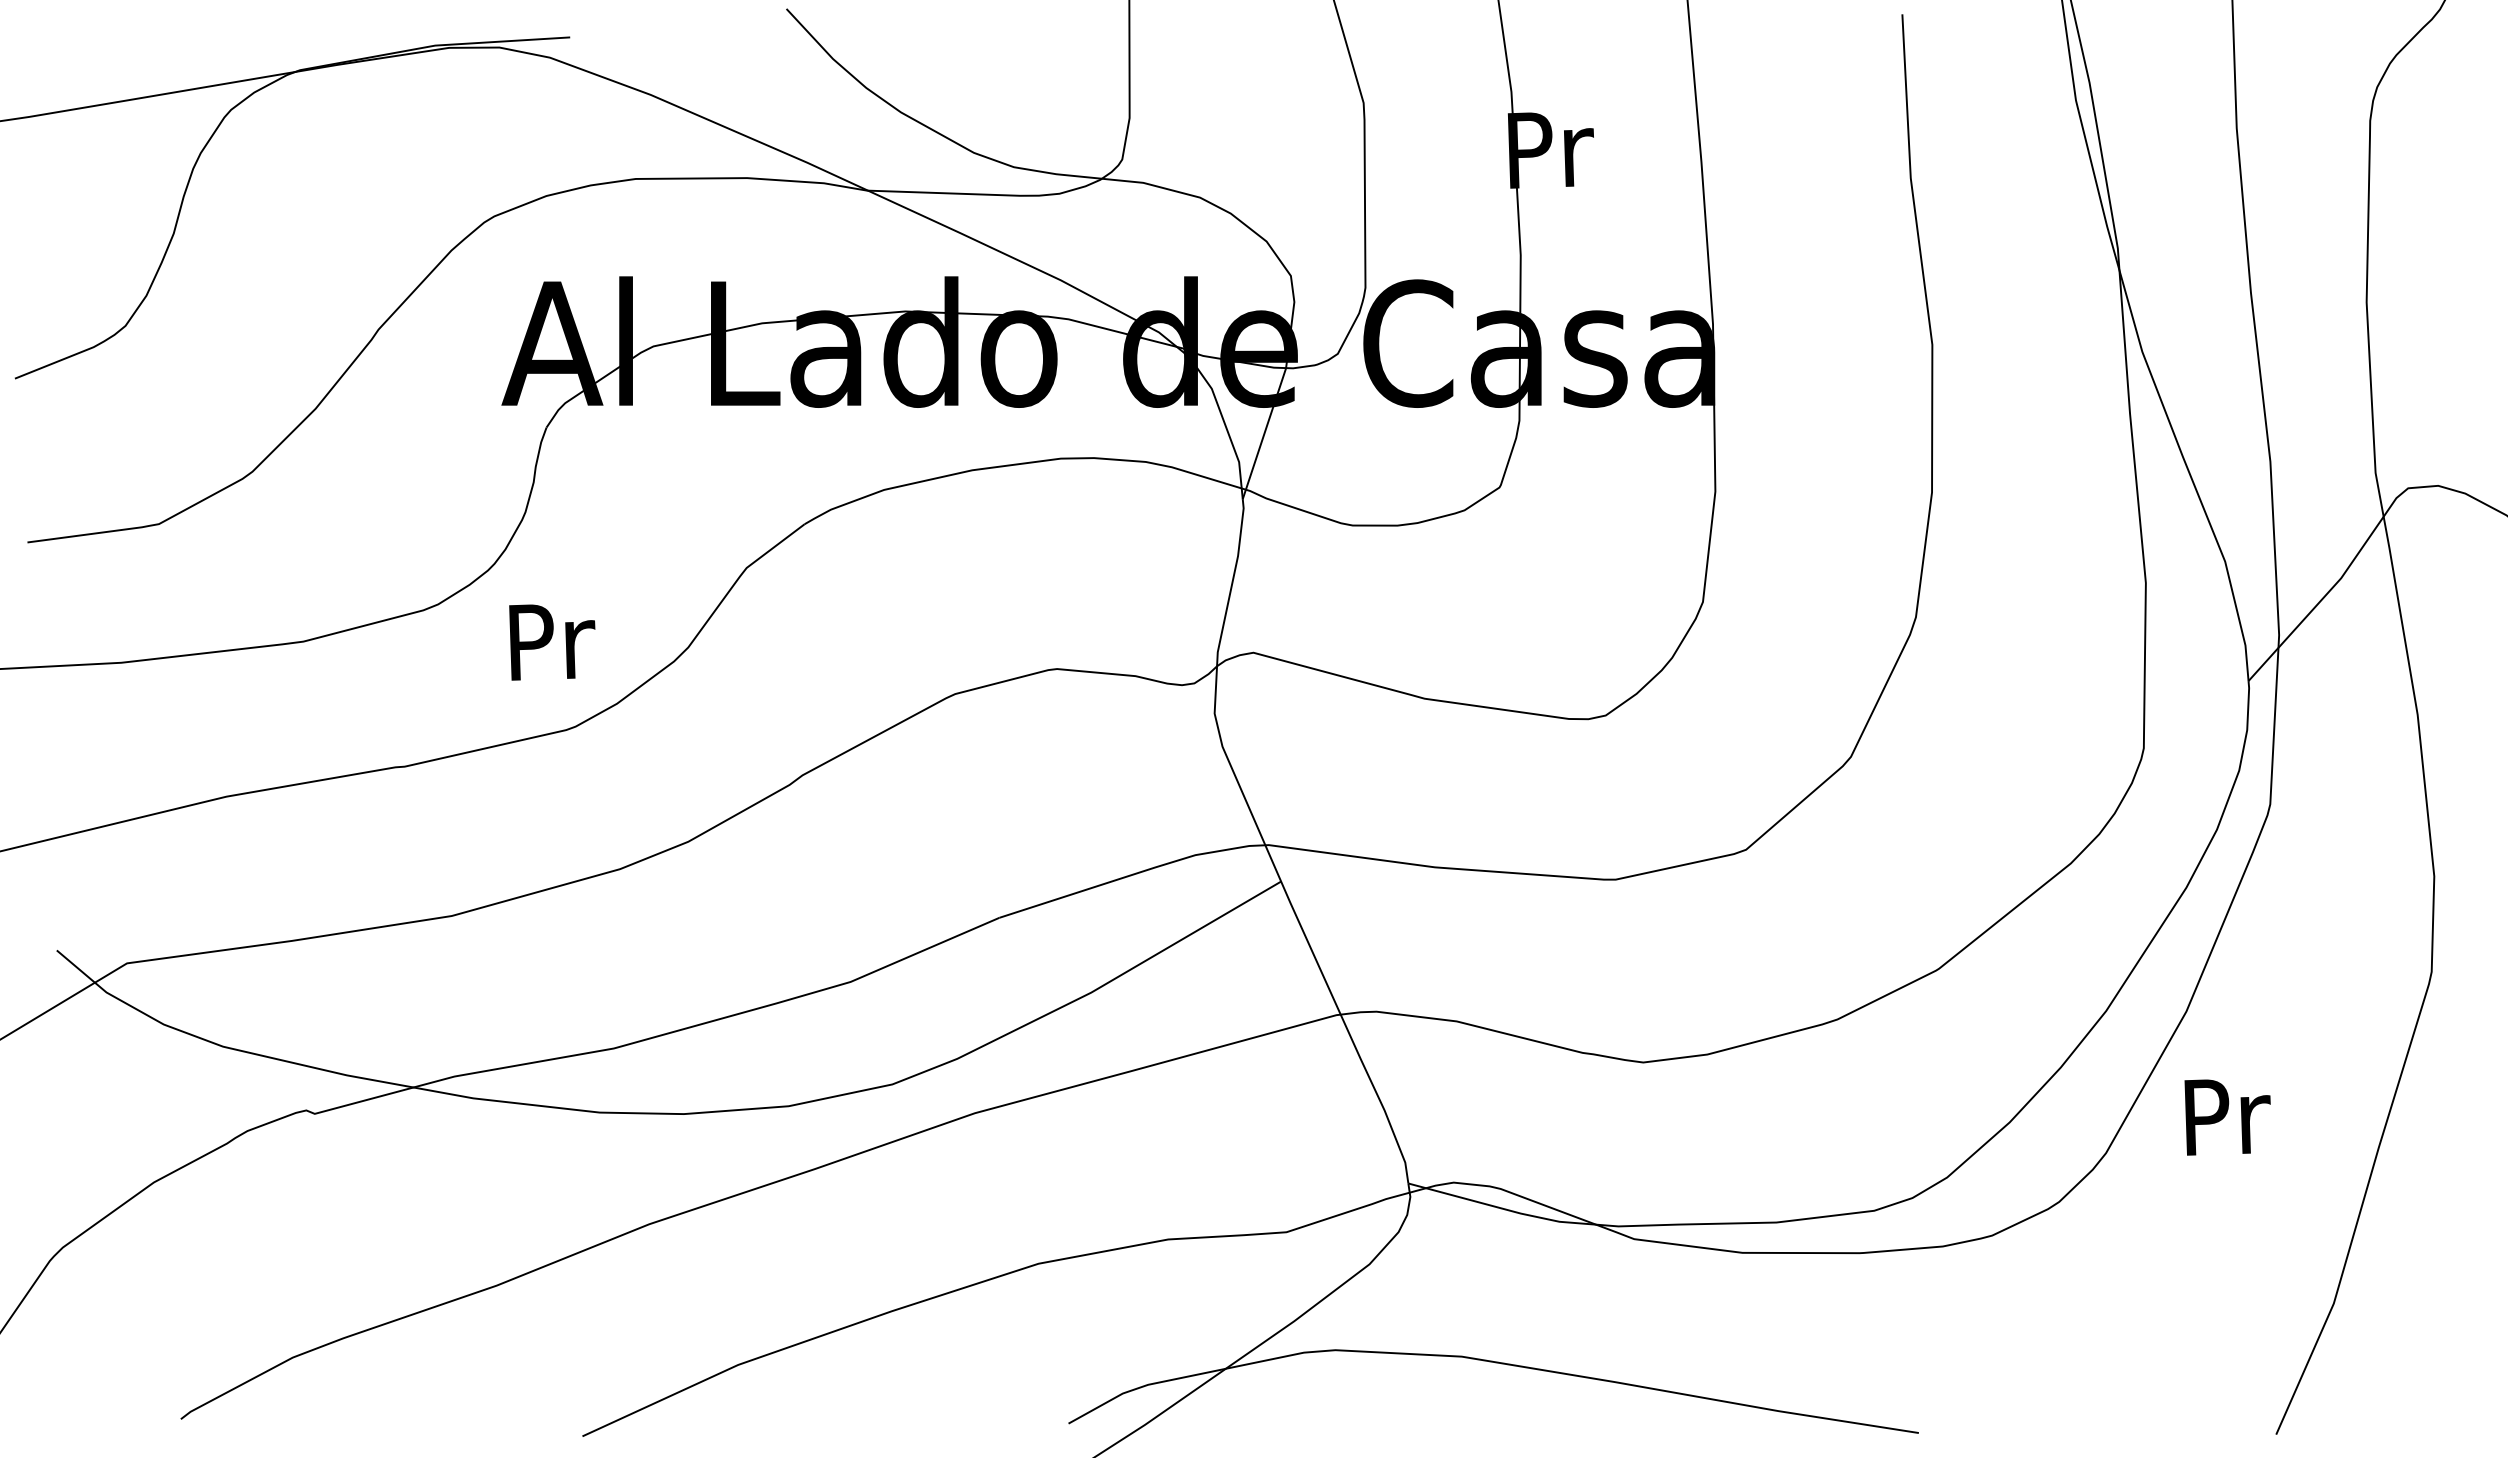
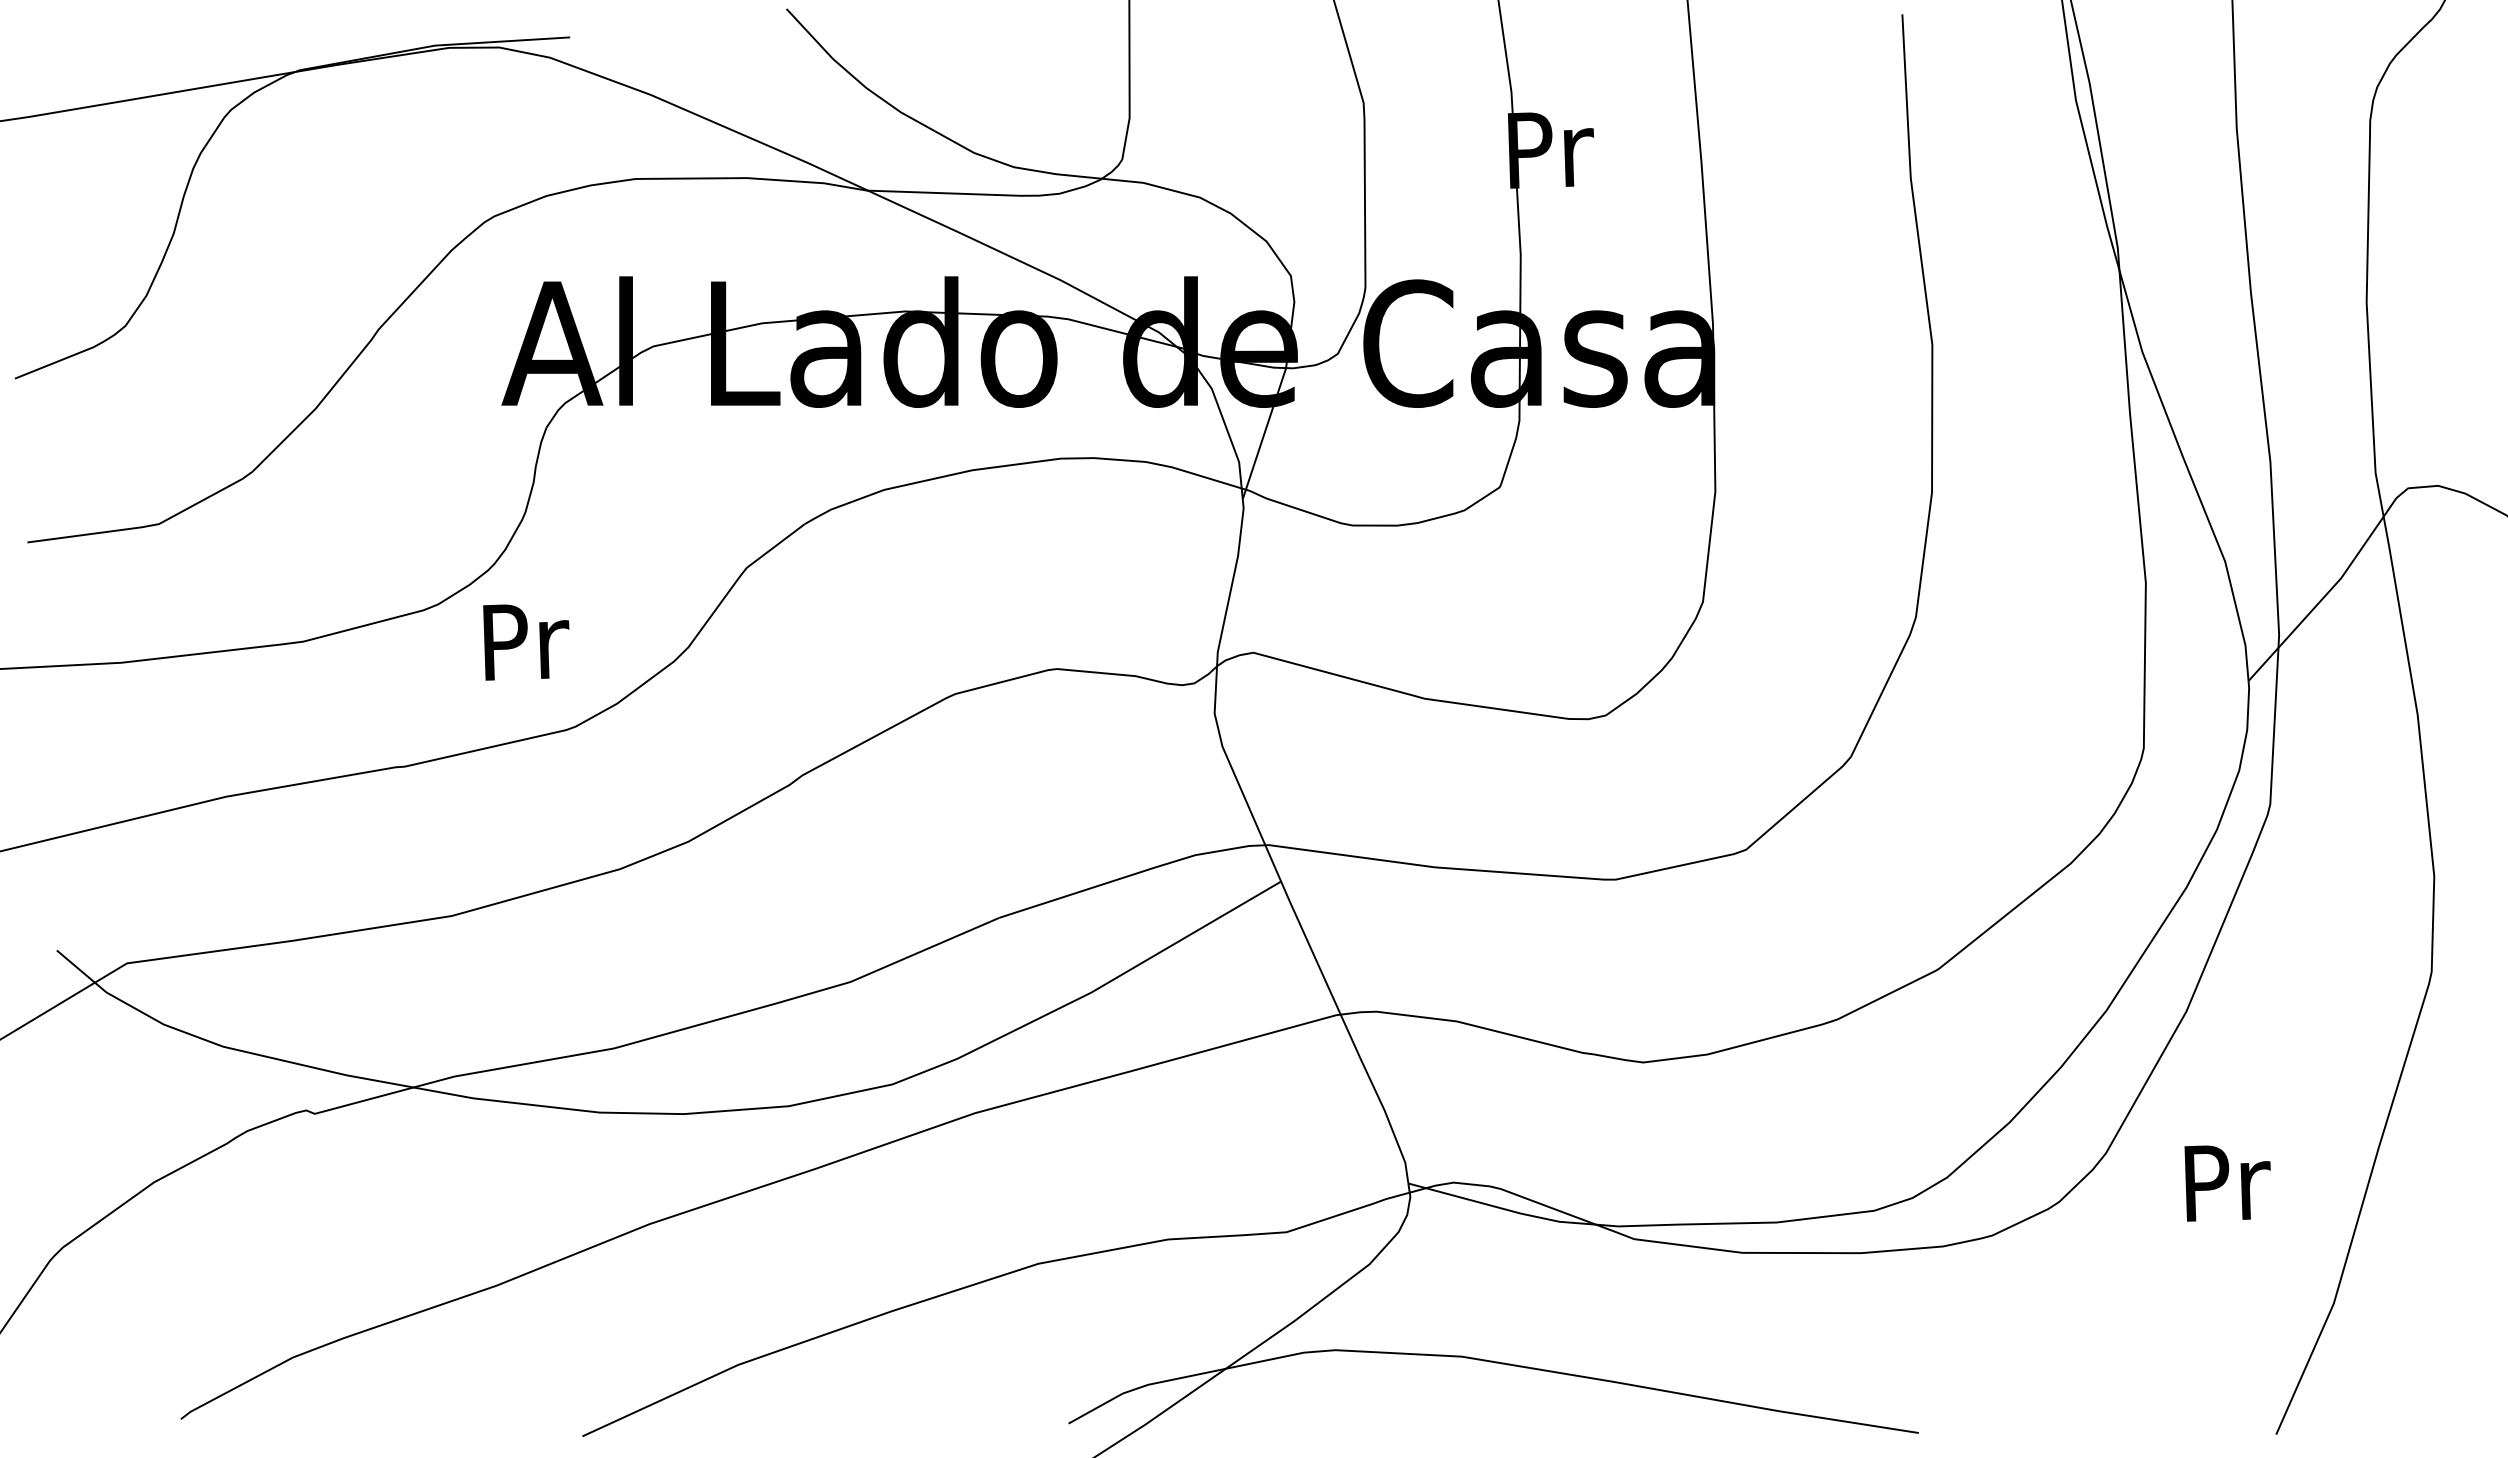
text position: (552, 642) -> (526, 642) (526, 642)
text position: (2227, 1117) -> (2227, 1183) (2227, 1183)
